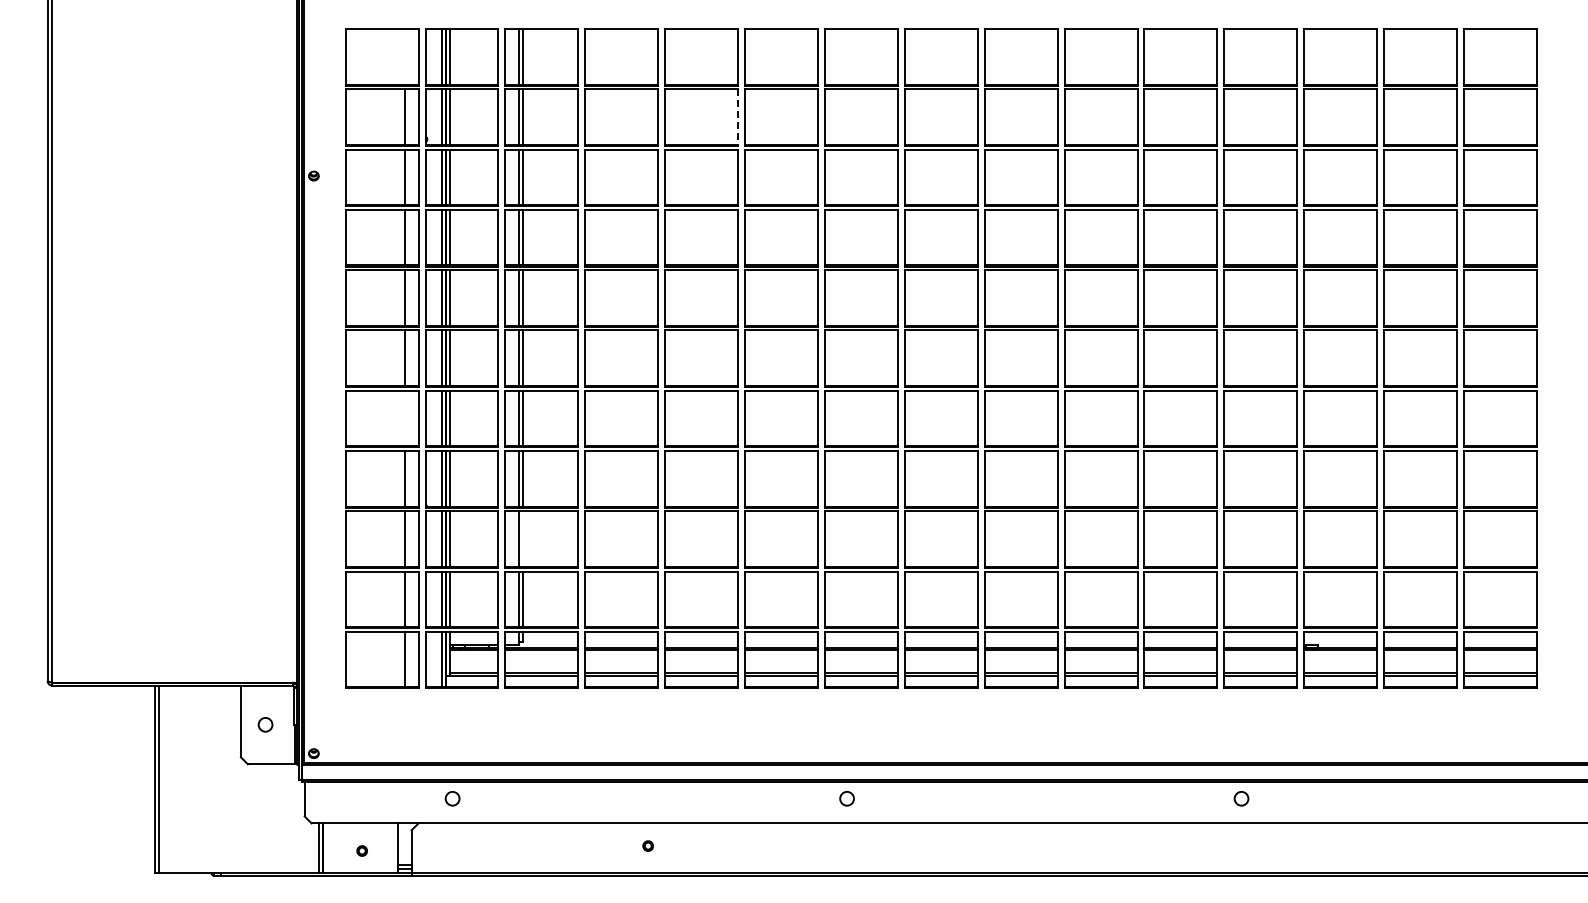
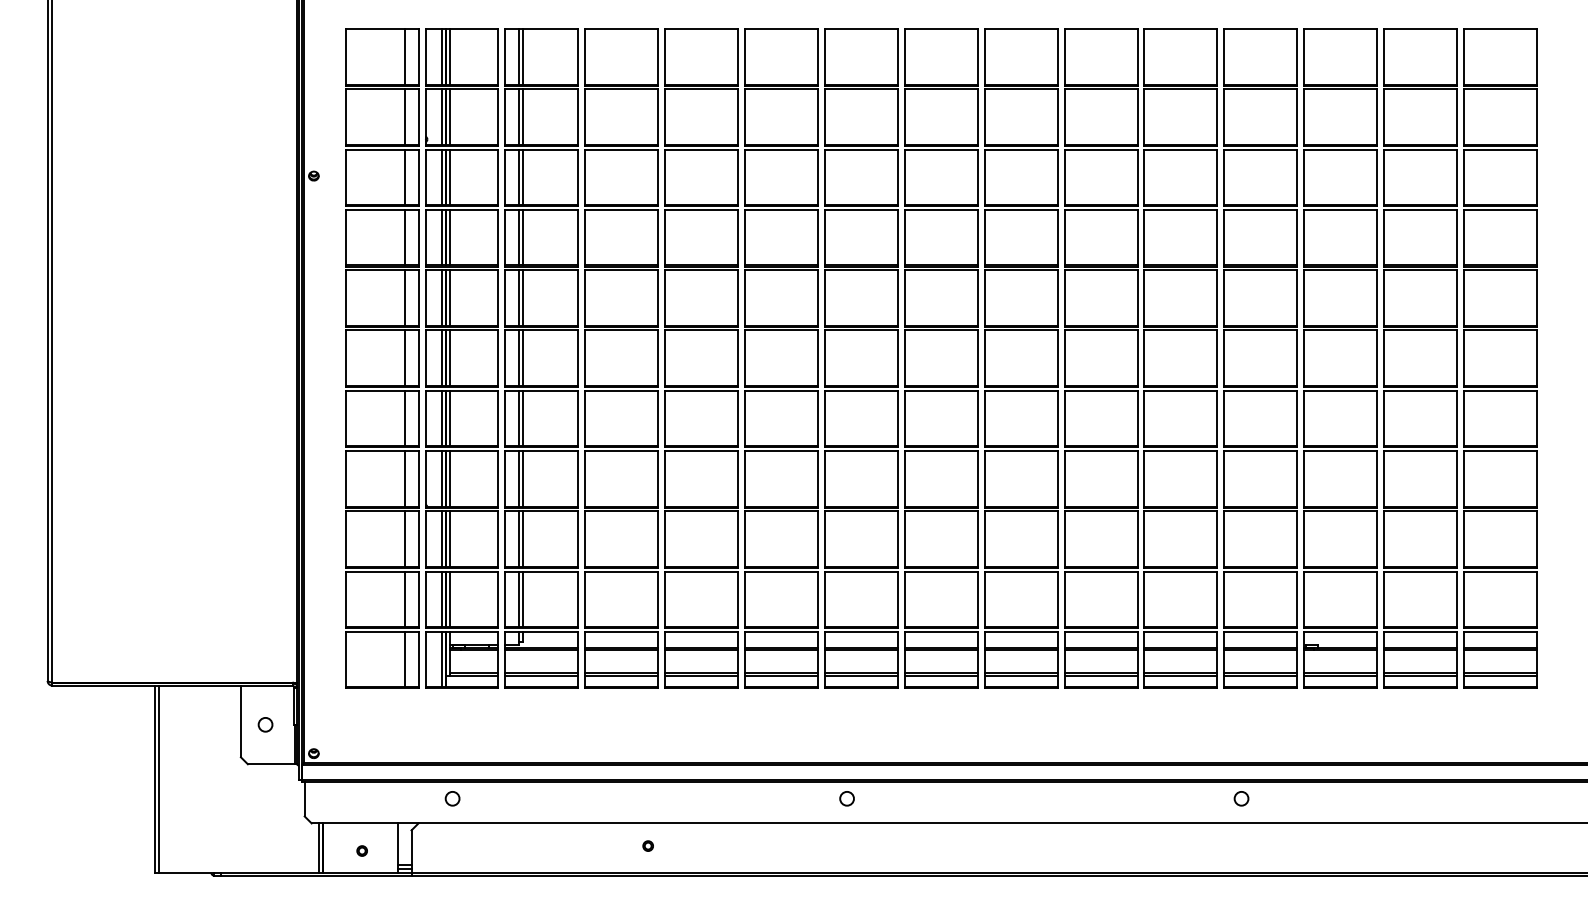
line: none -> present (404, 56)
line: dashed -> solid (738, 118)
line: none -> present (404, 418)
line: none -> present (522, 538)
